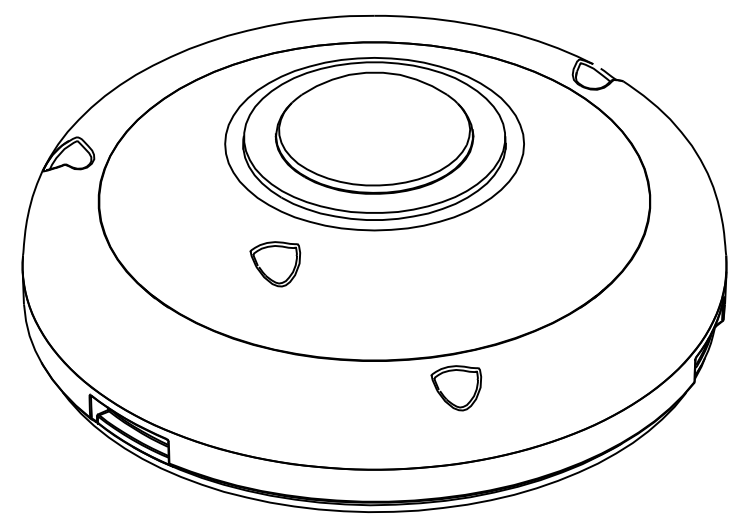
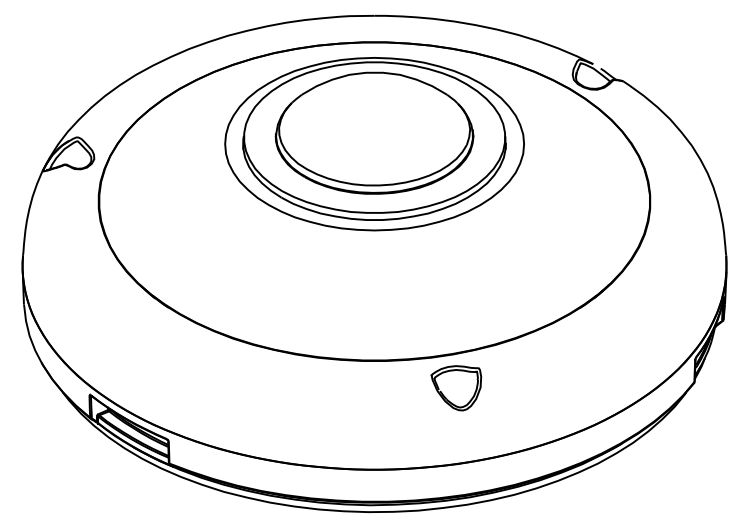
part: present -> none (275, 264)
